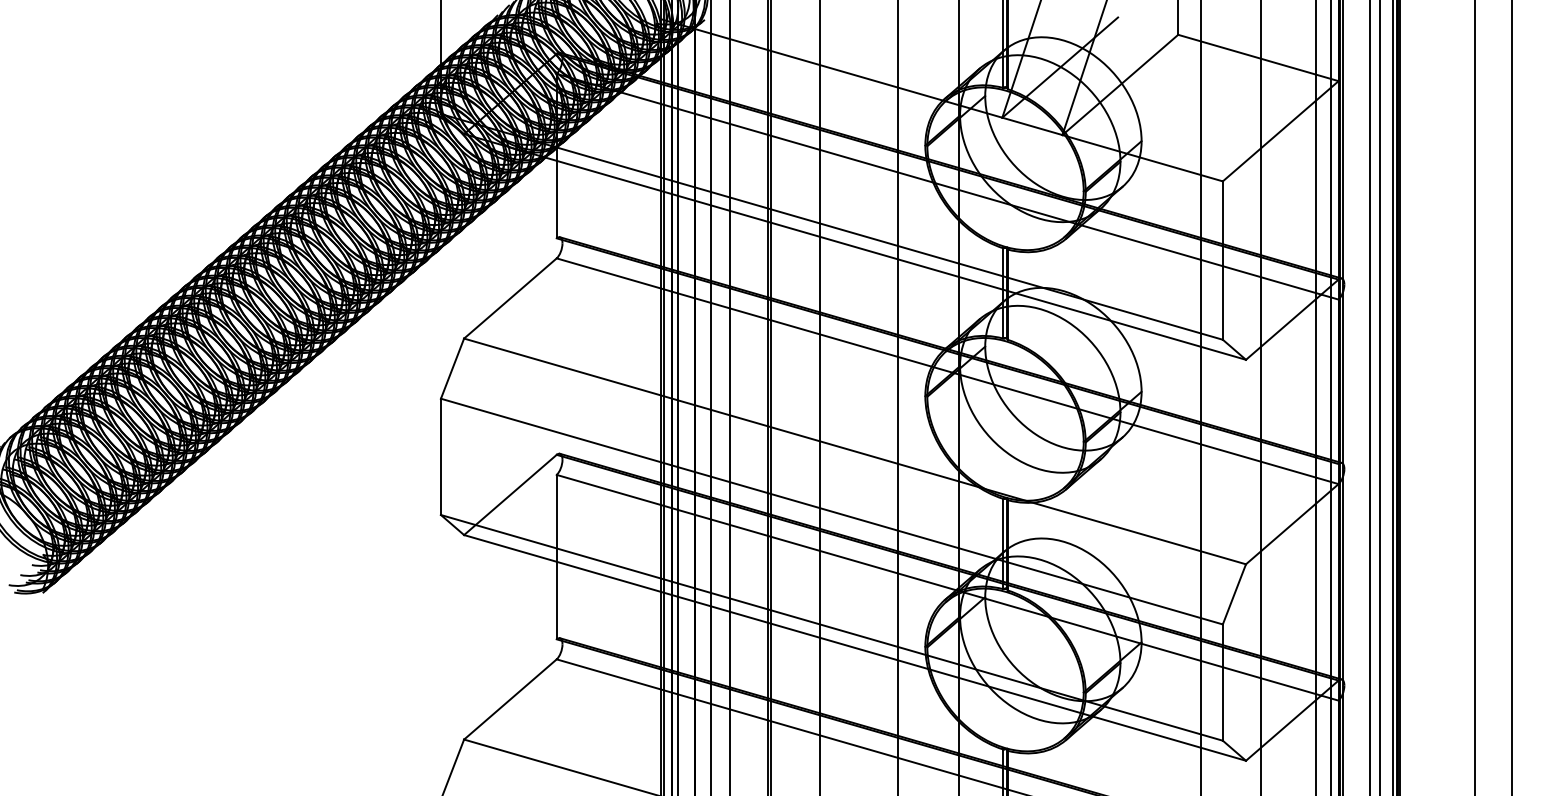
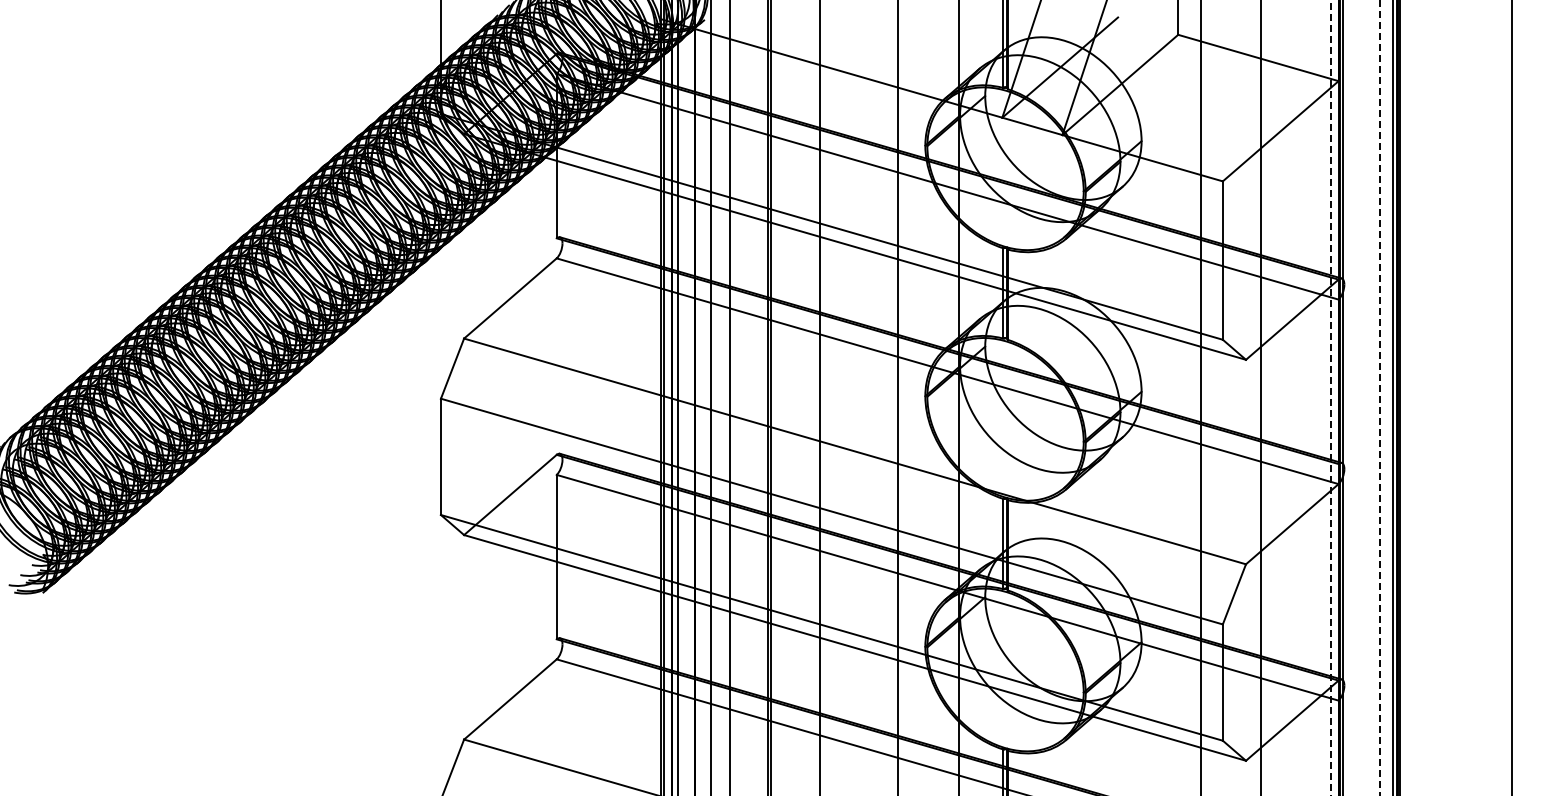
line: present -> none (1316, 397)
line: present -> none (1370, 397)
line: present -> none (1474, 397)
line: solid -> dashed (1330, 398)
line: solid -> dashed (1379, 398)
